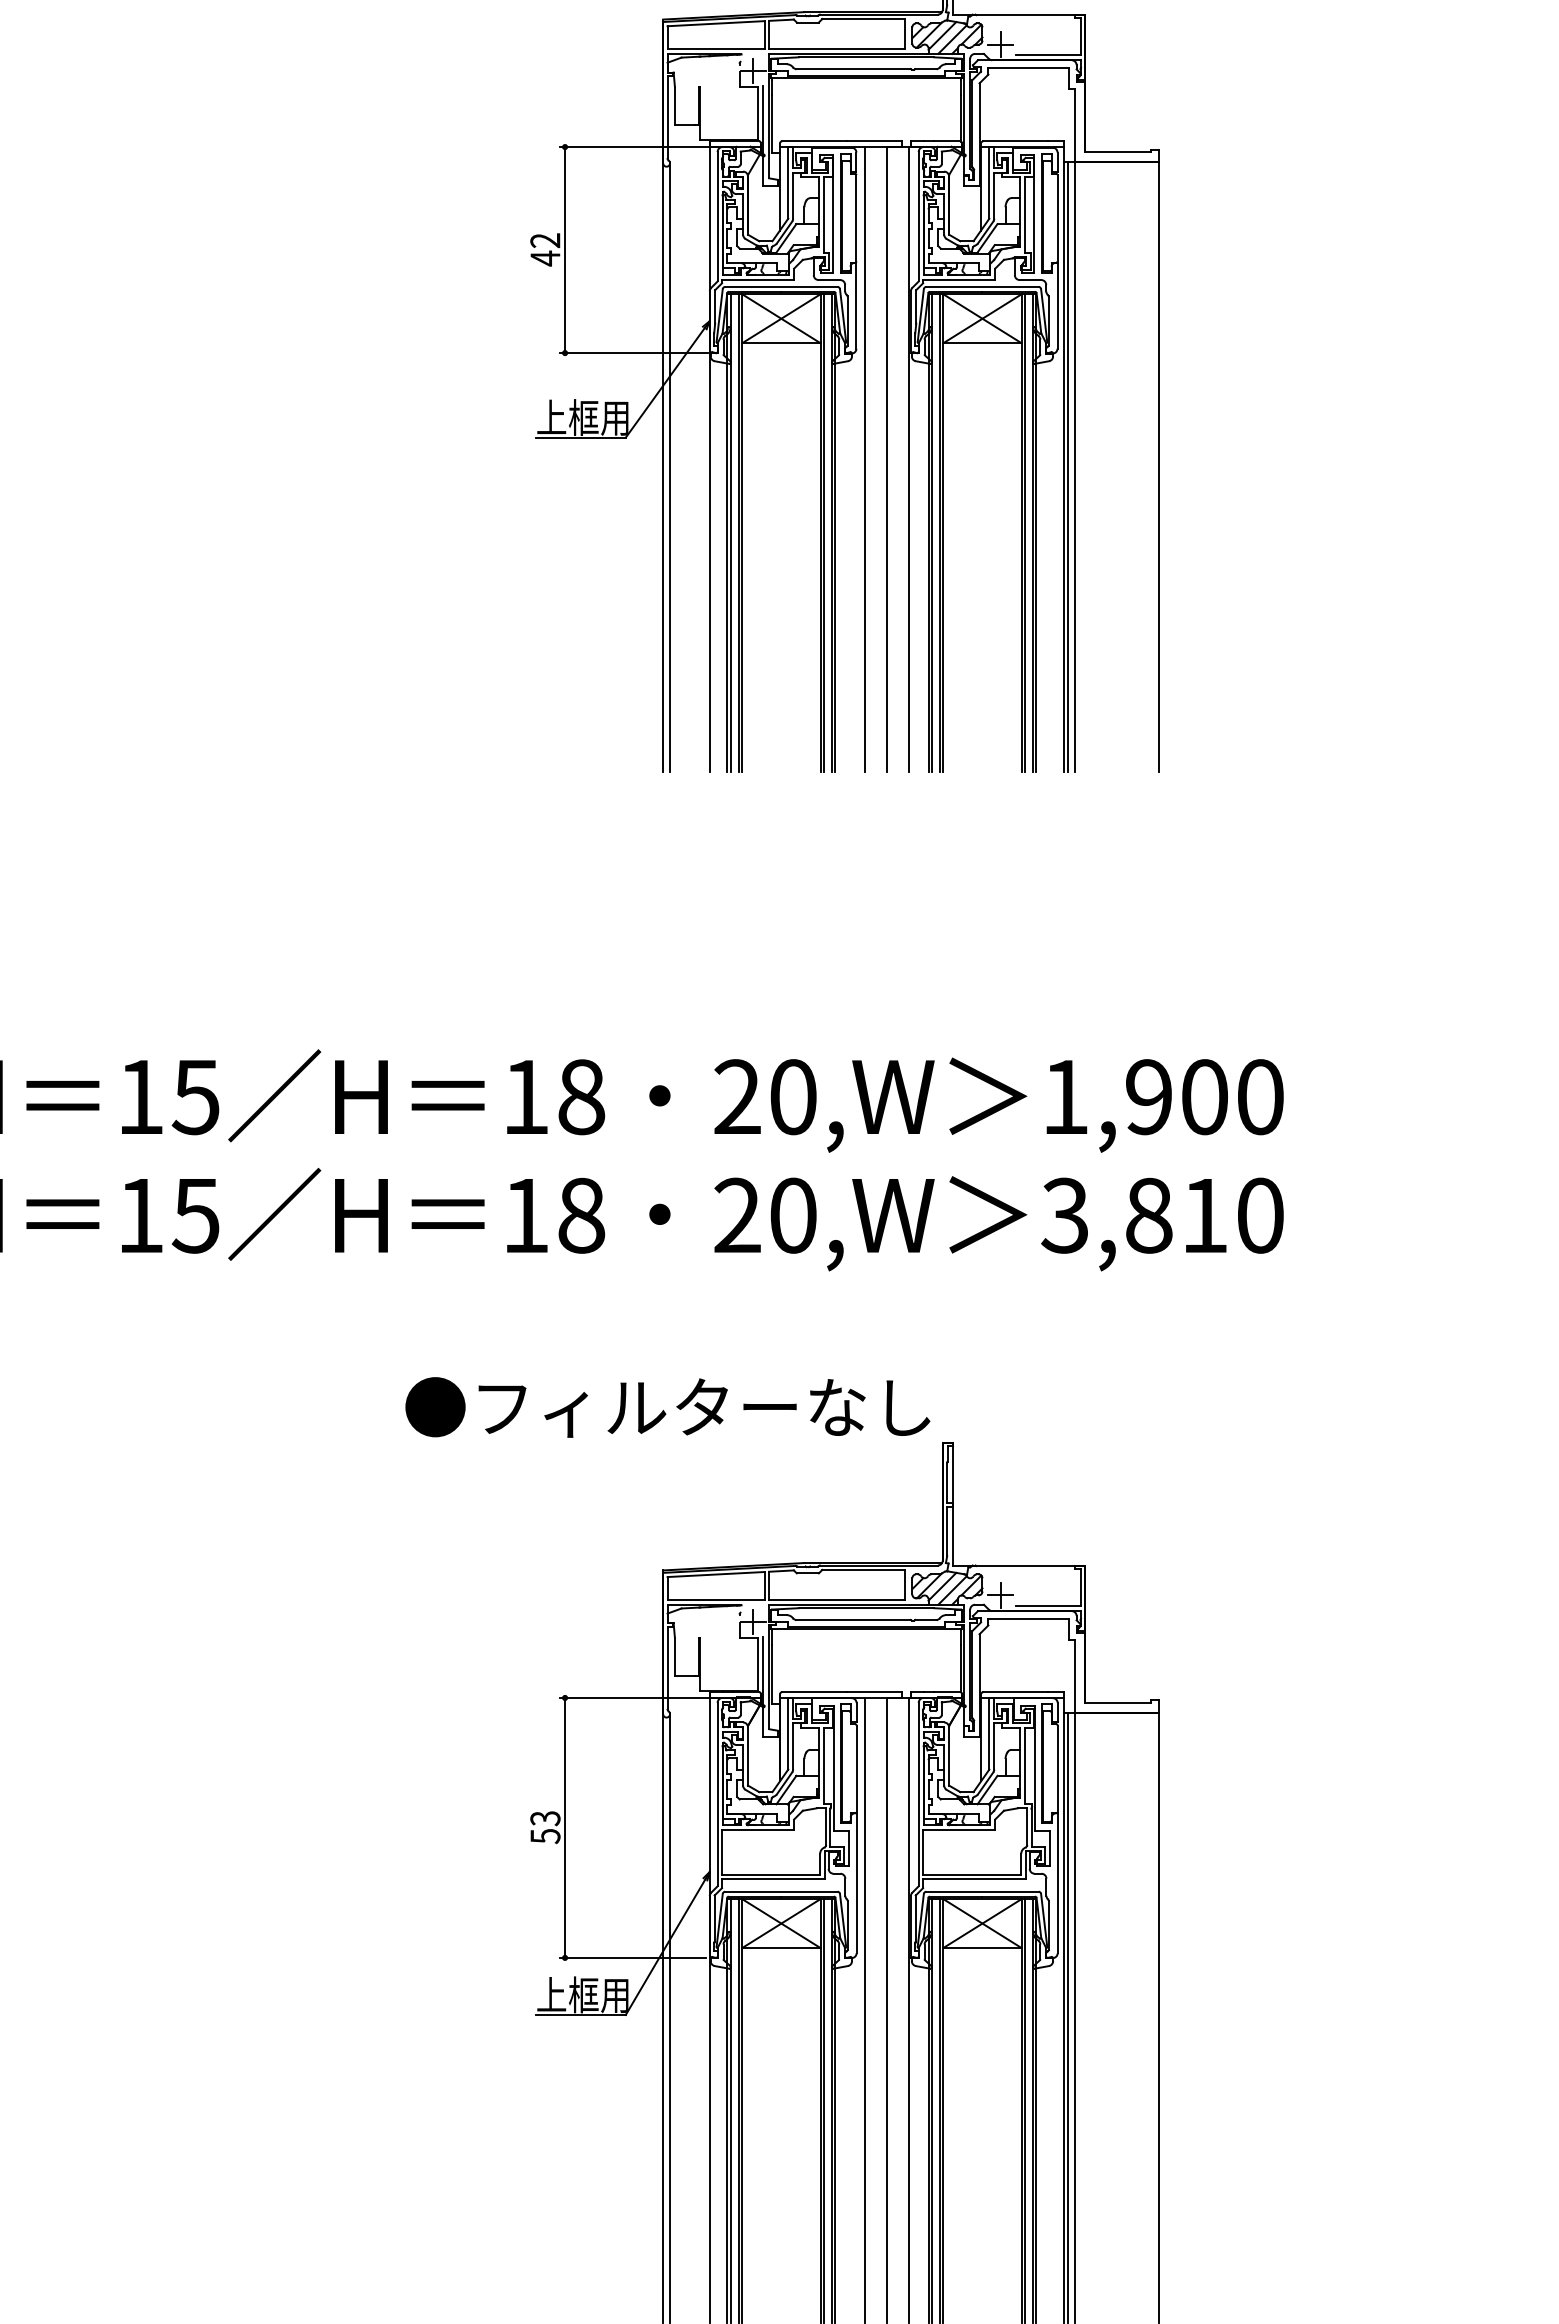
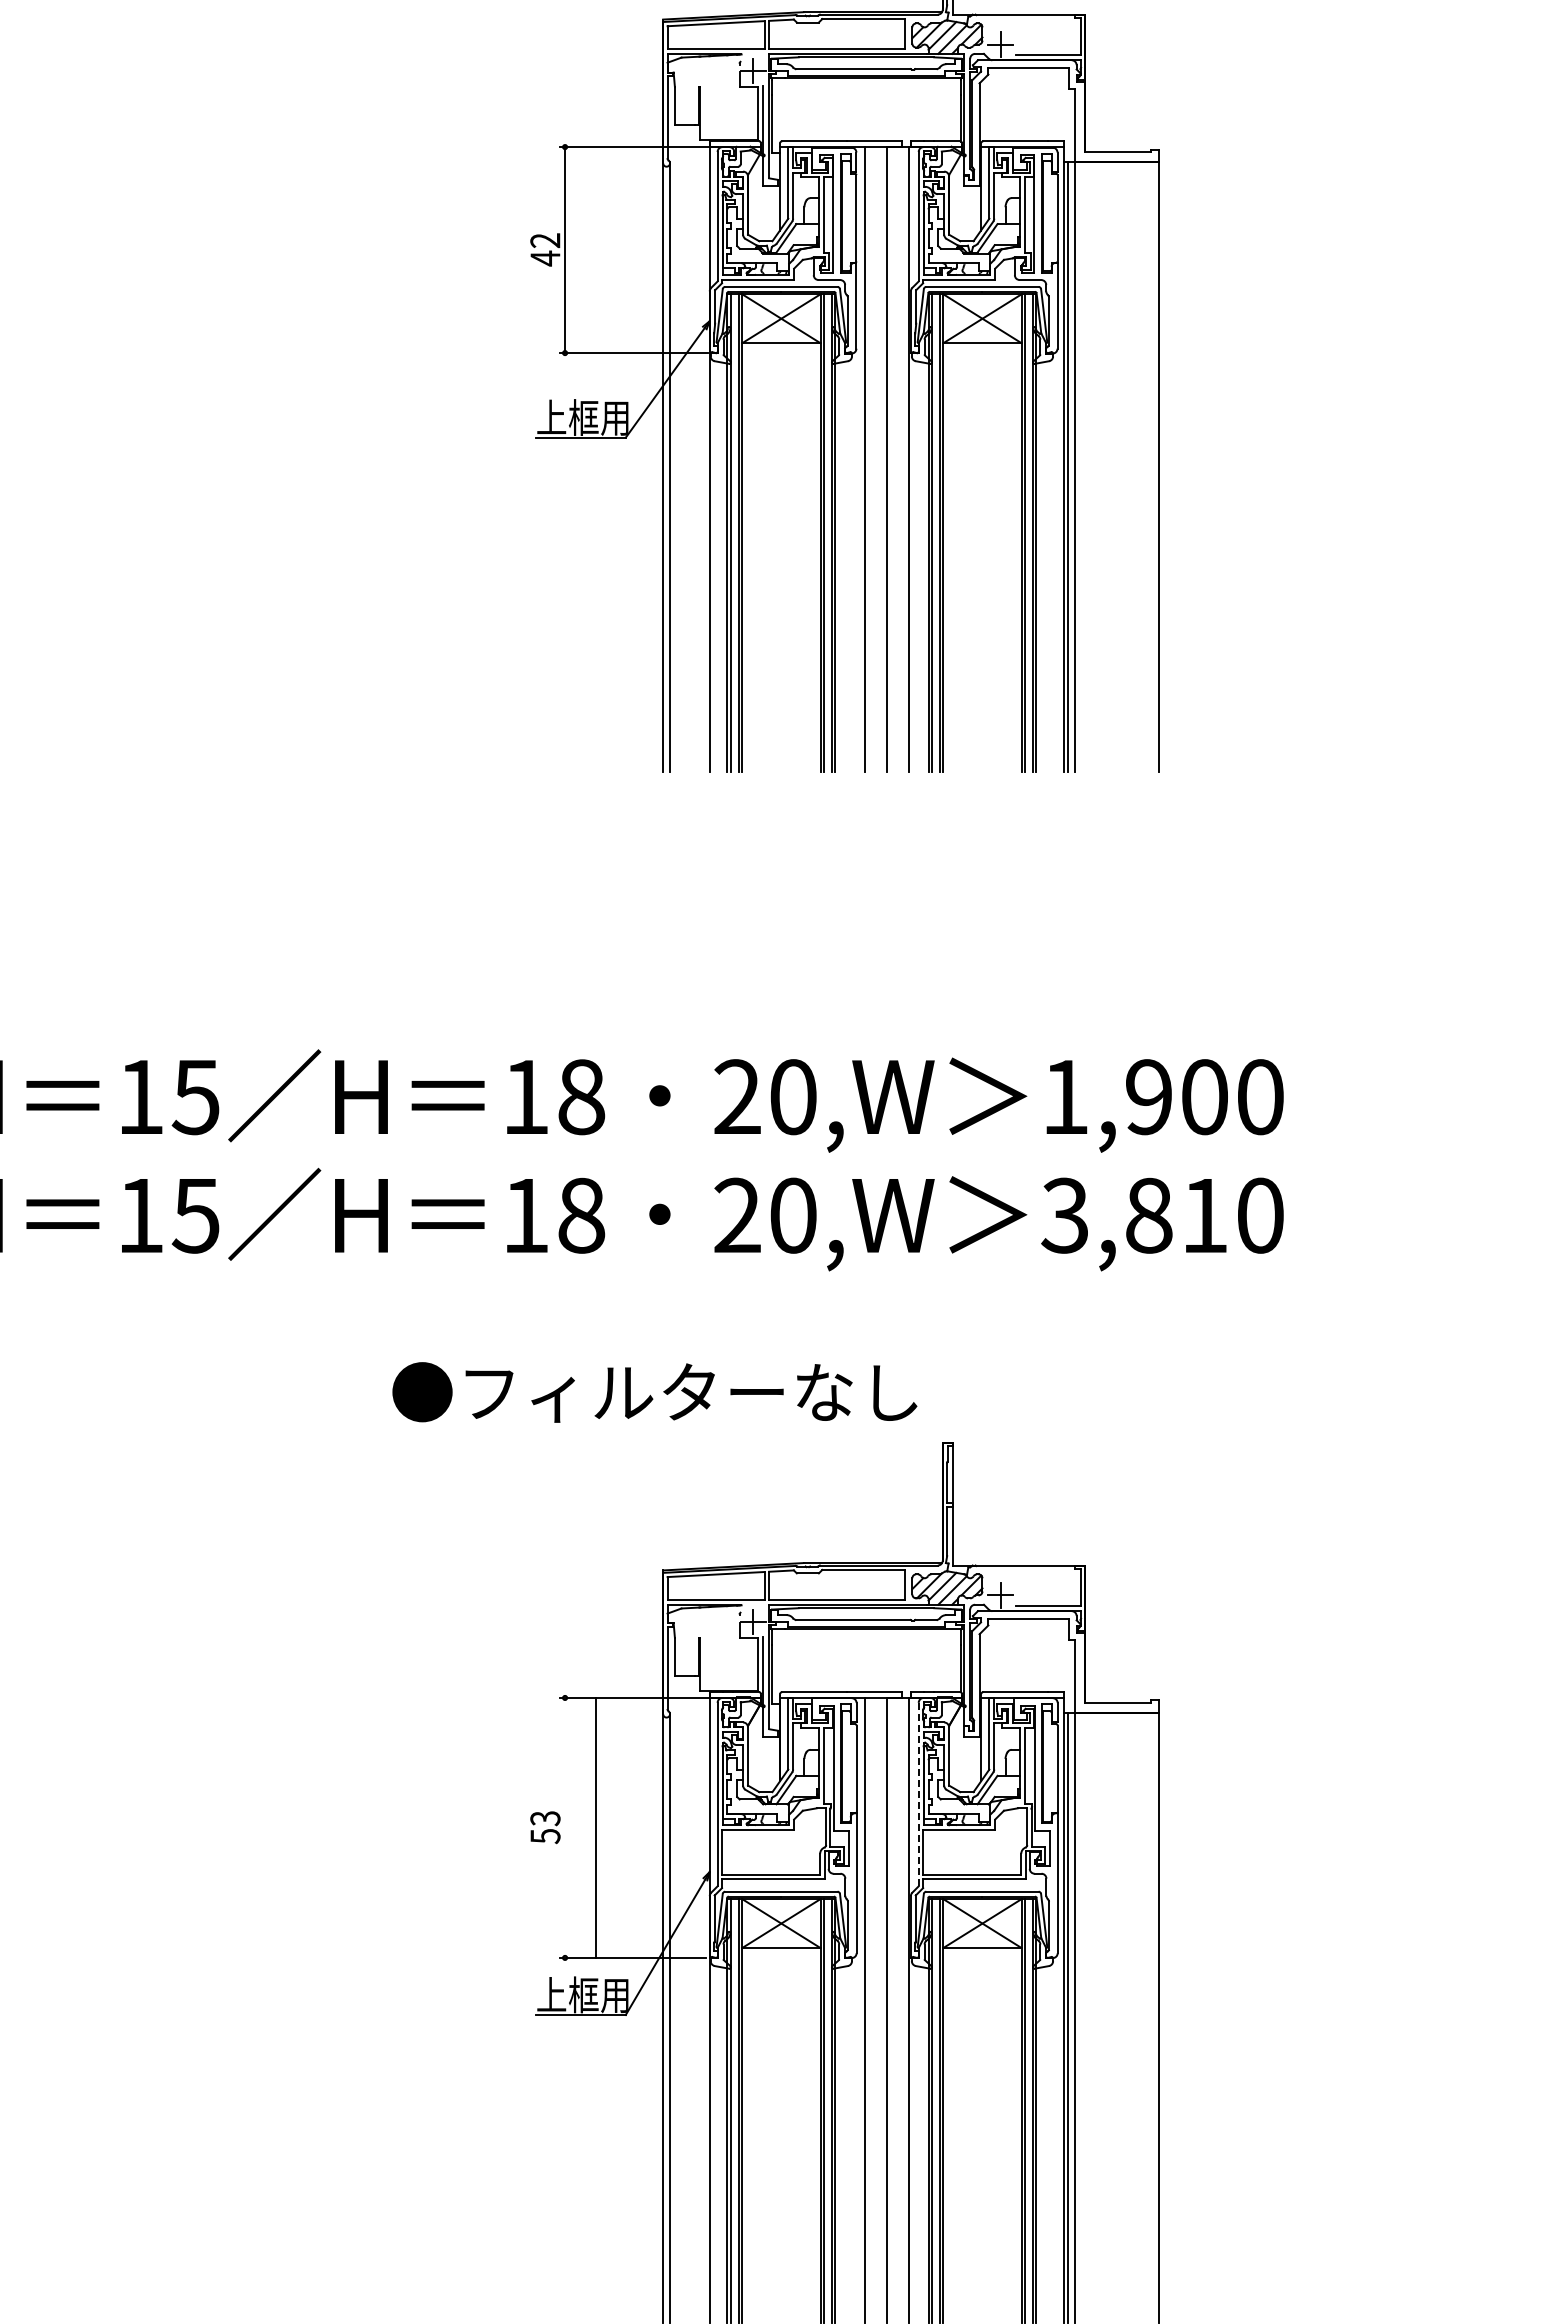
text position: (667, 1407) -> (654, 1392) (654, 1392)
line: solid -> dashed (918, 1794)
line position: (565, 1827) -> (596, 1827) (596, 1827)
